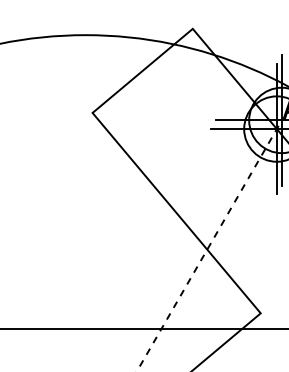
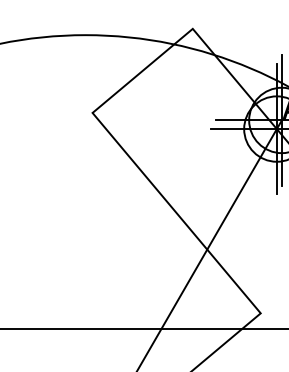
line: dashed -> solid (209, 245)
